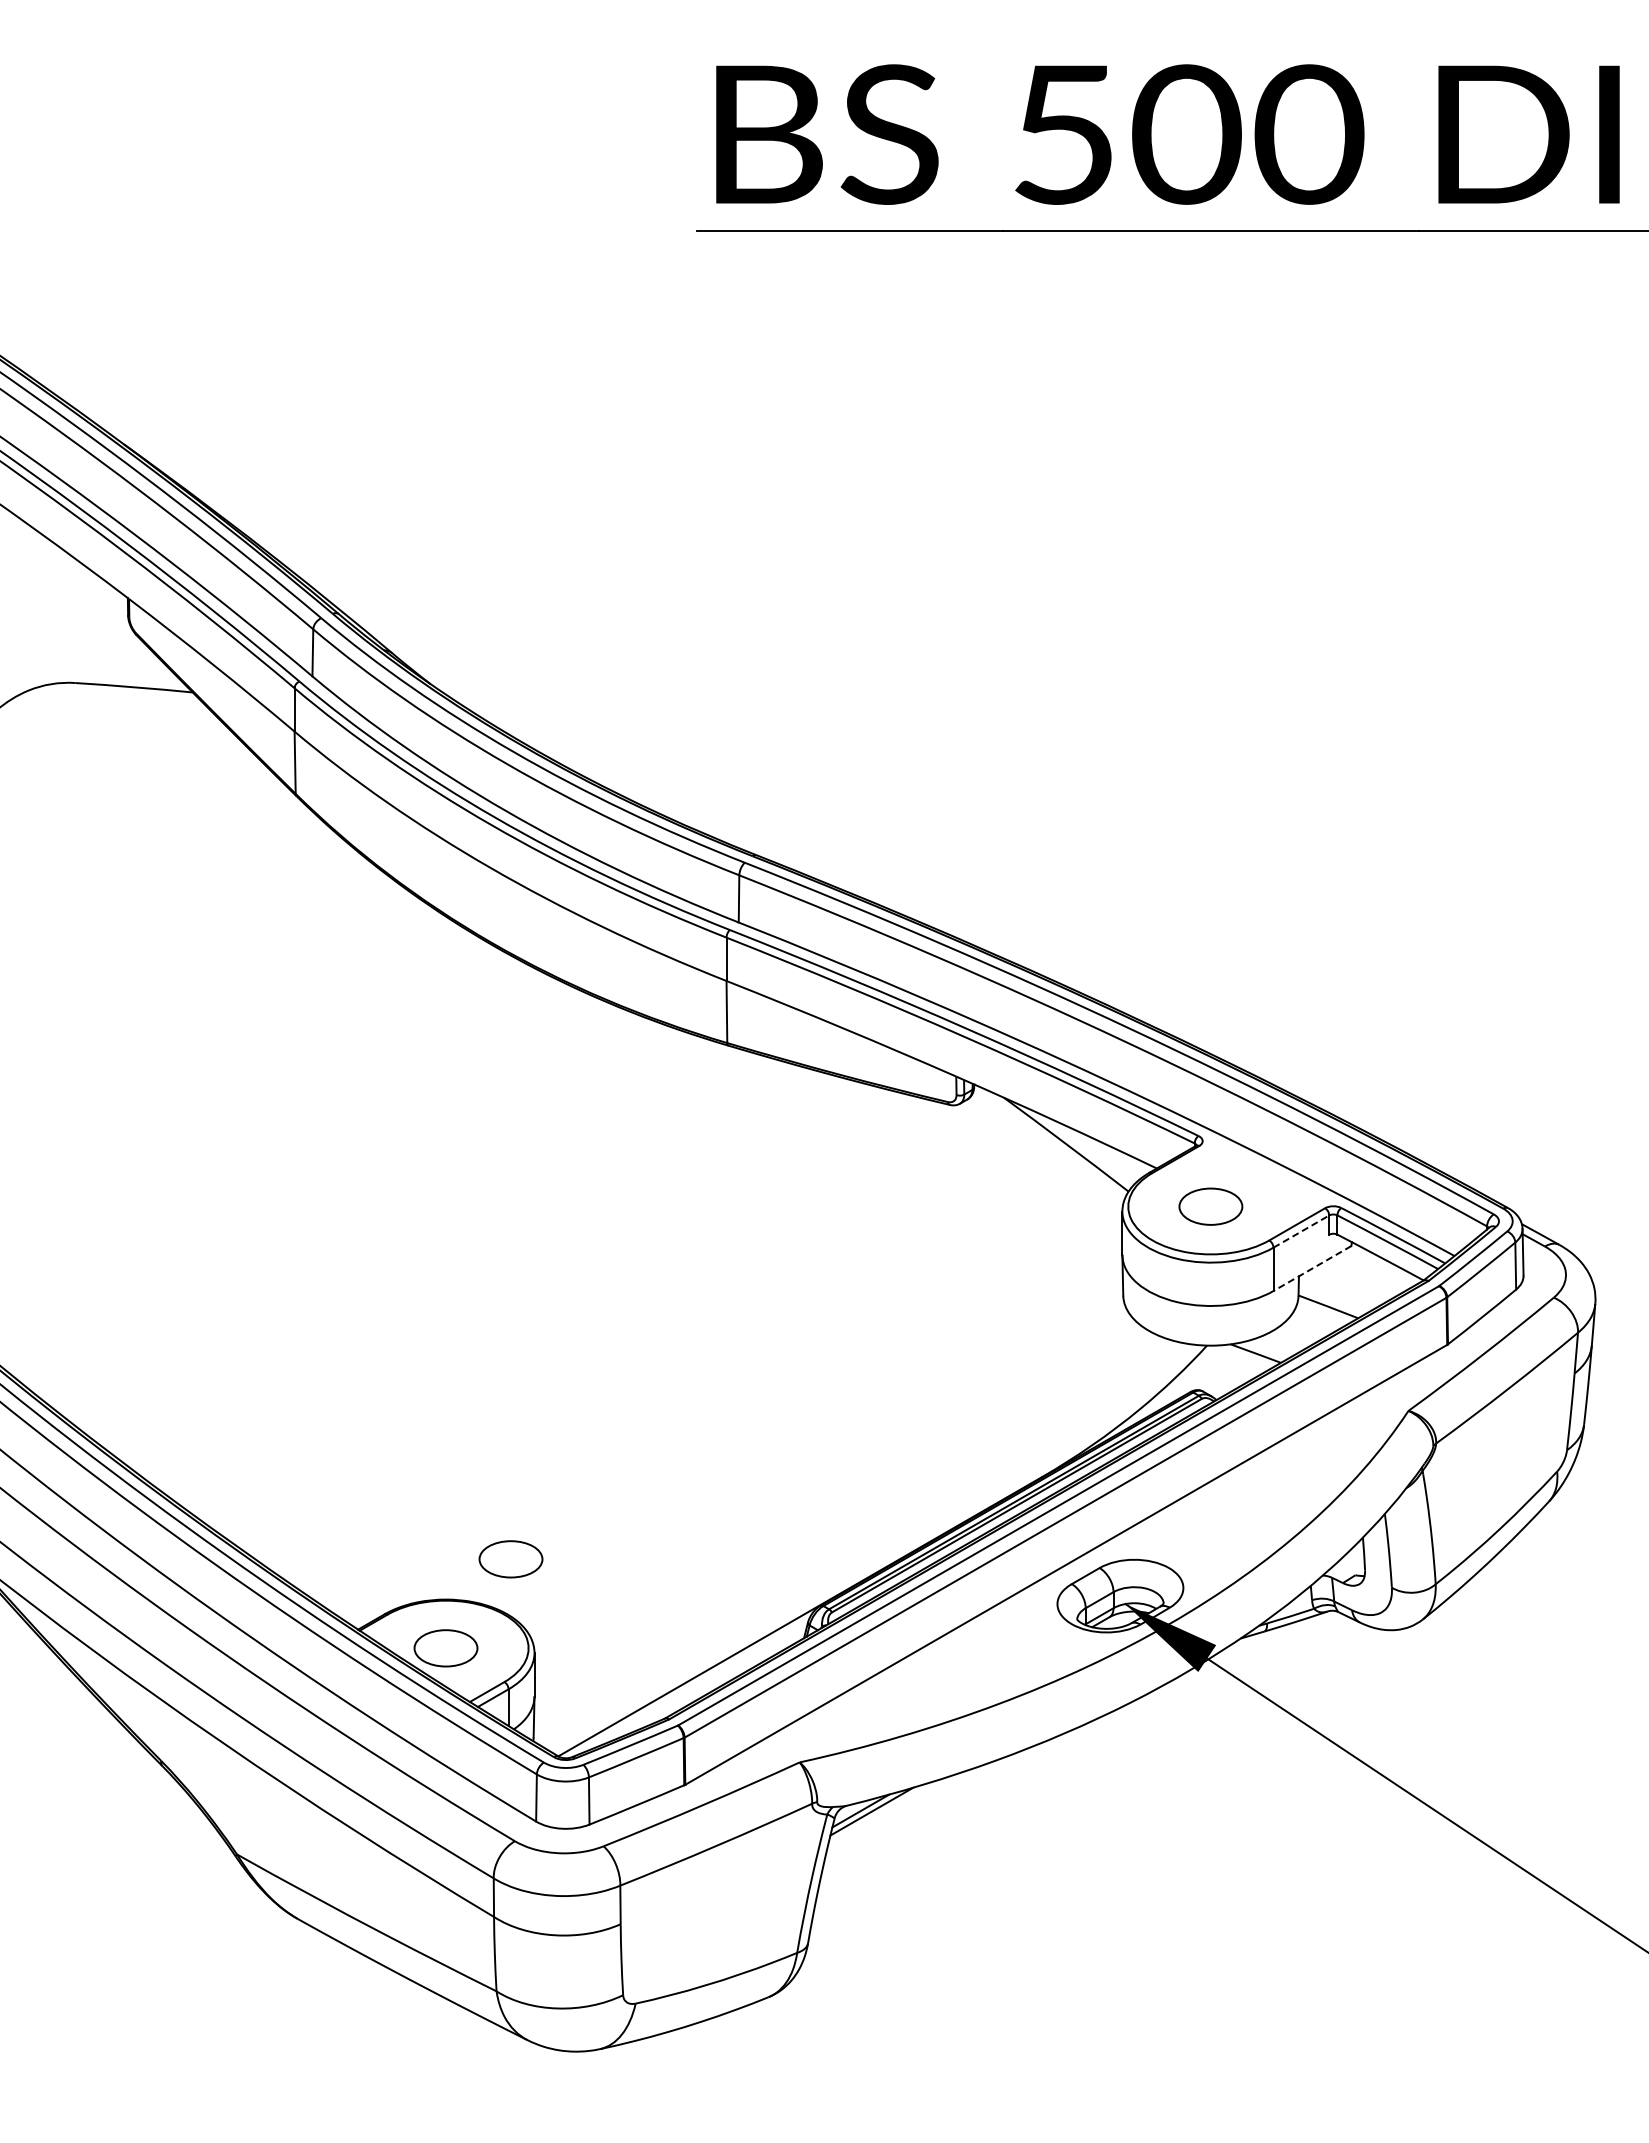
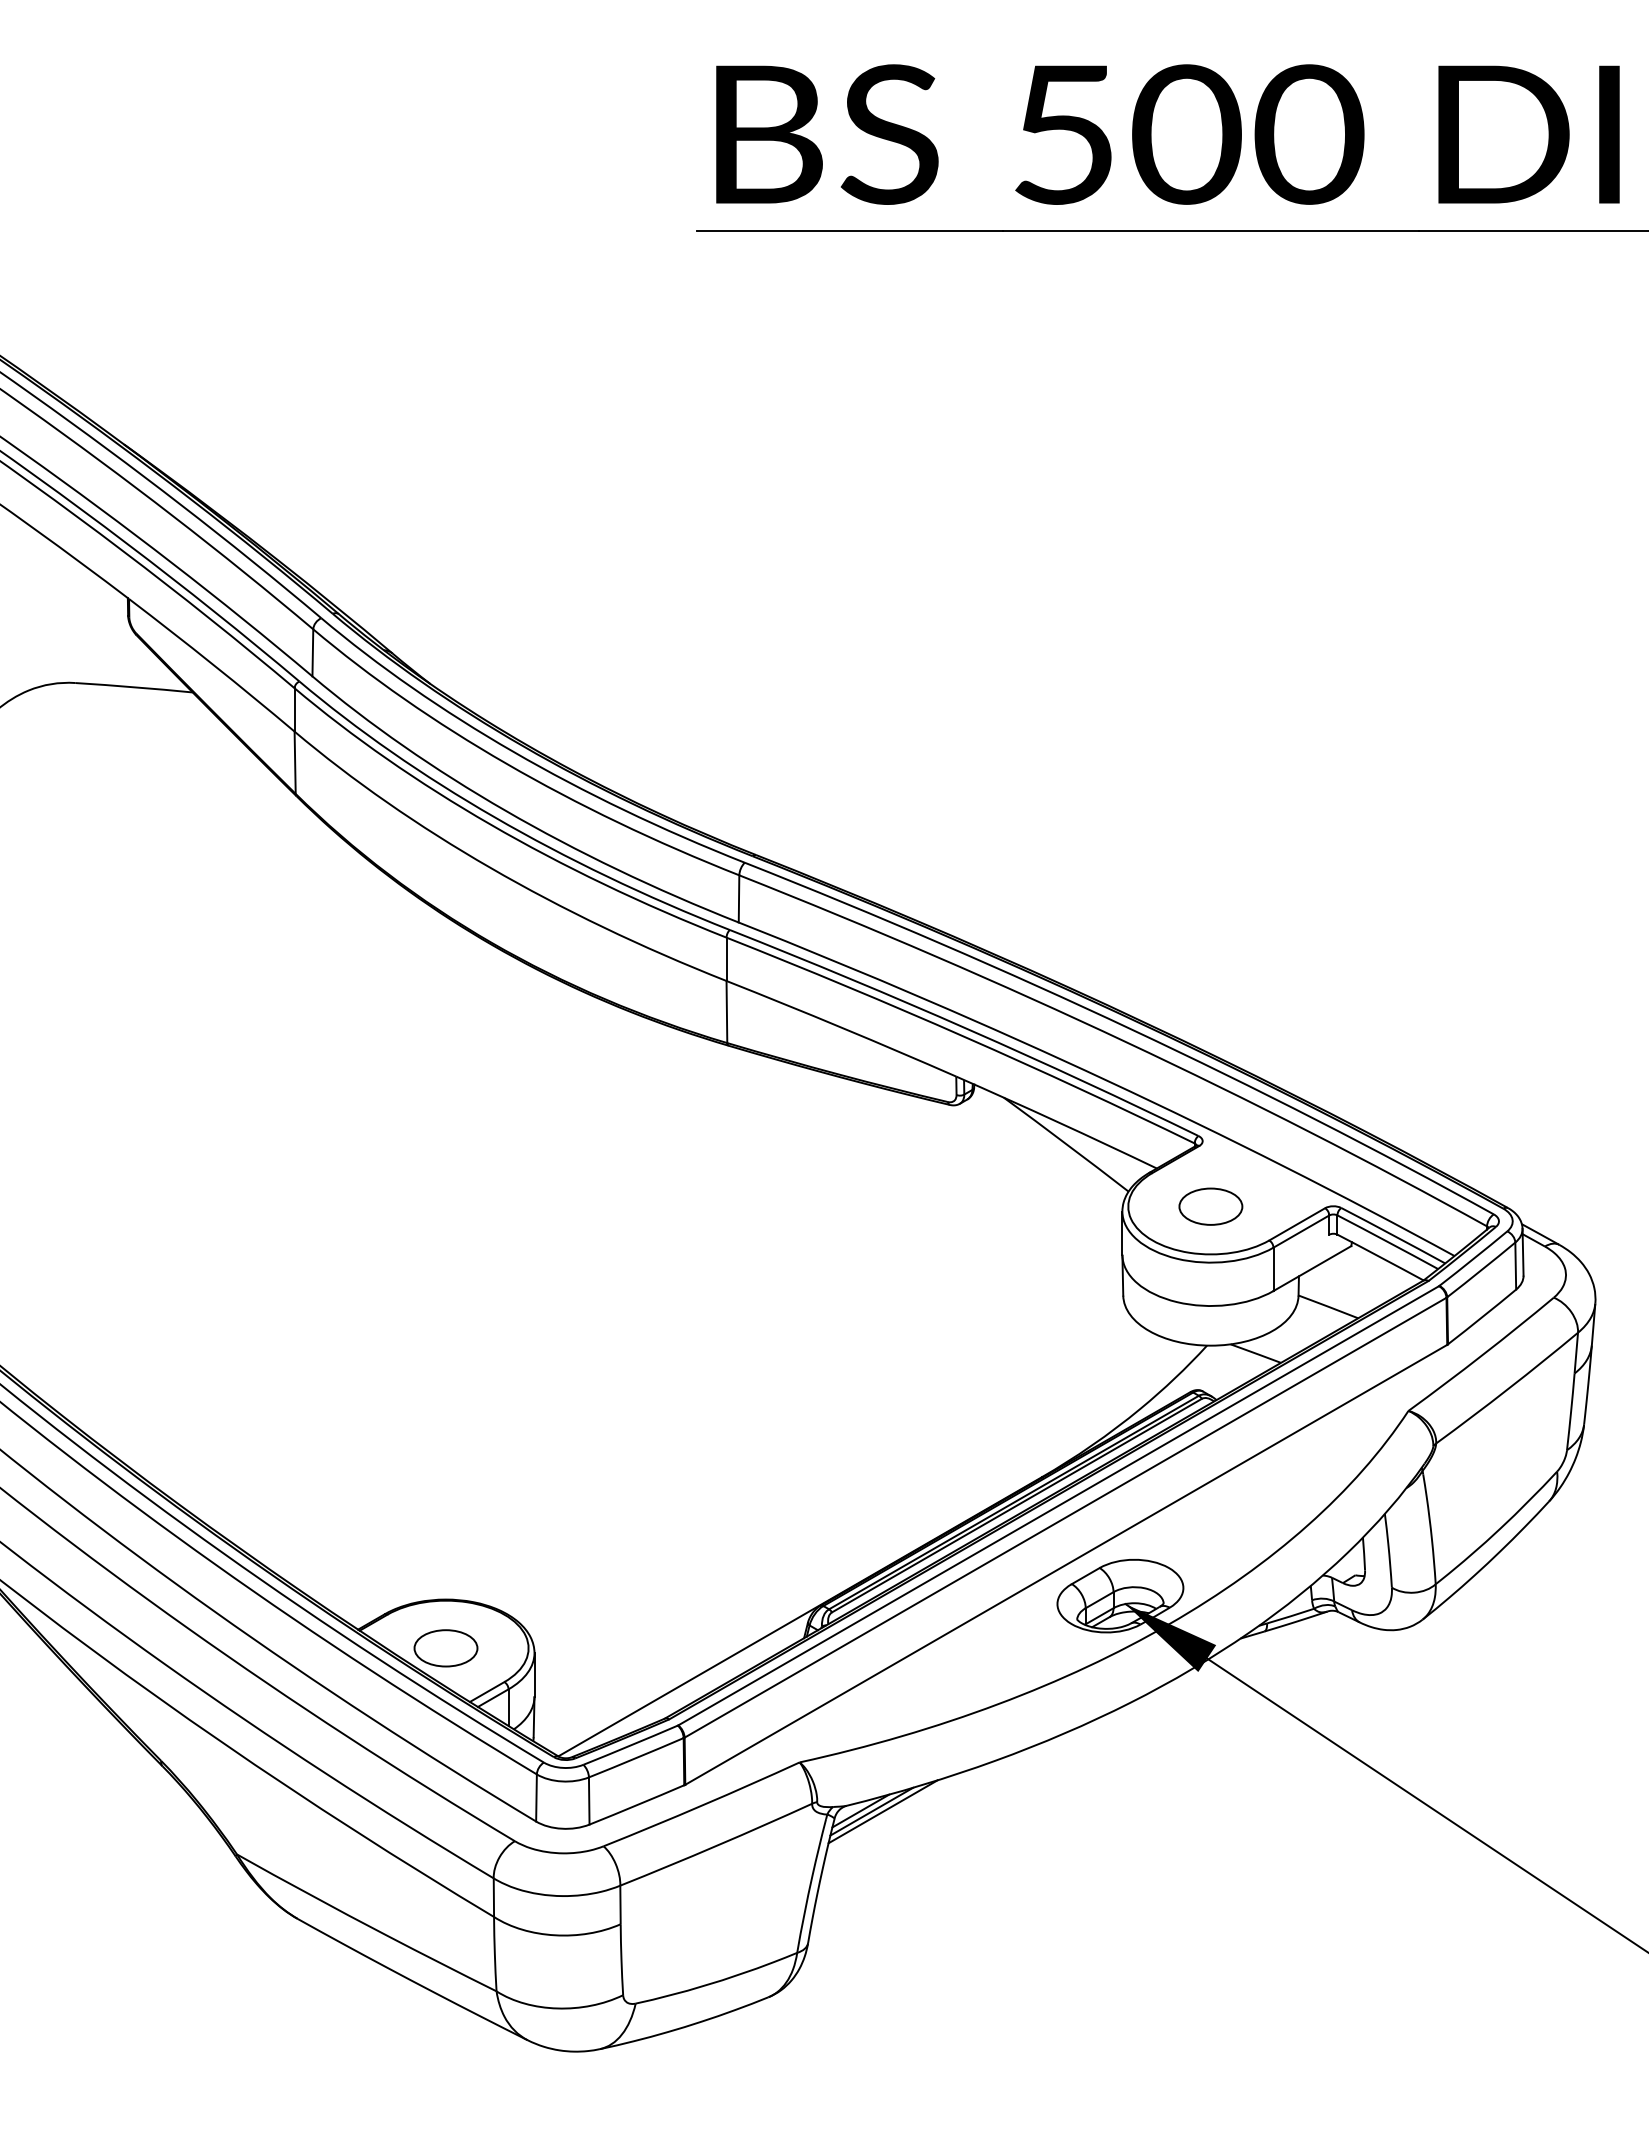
line: dashed -> solid (1301, 1231)
line: dashed -> solid (1312, 1268)
part: present -> none (510, 1559)
line: none -> present (882, 1811)
